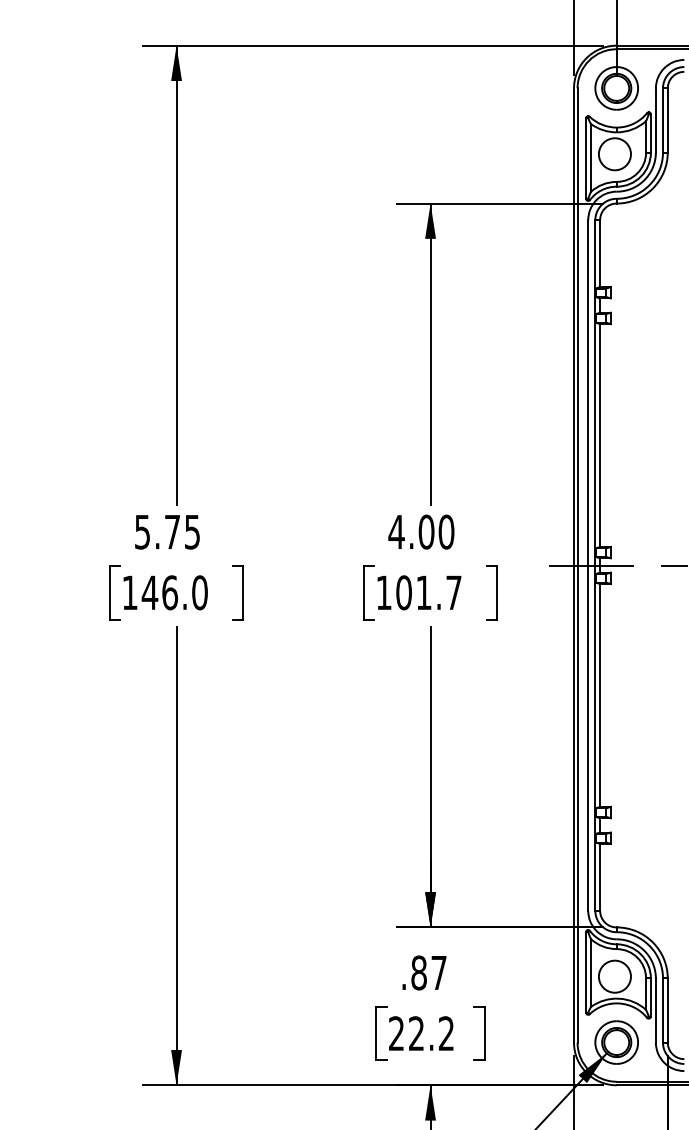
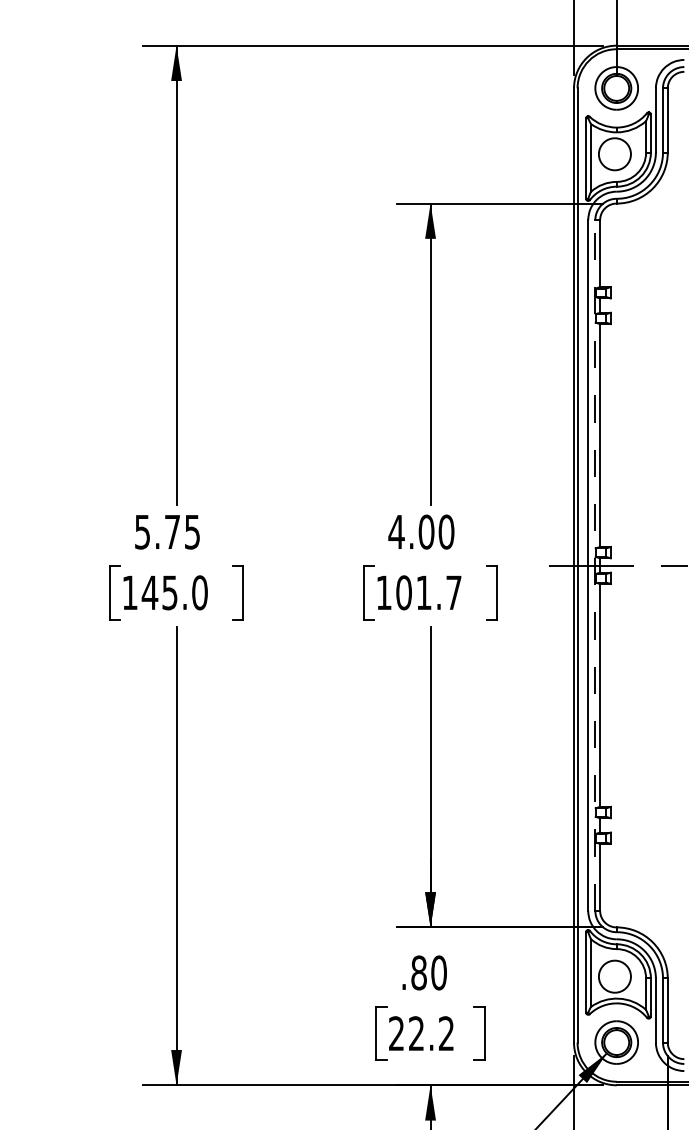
line: solid -> dashed (595, 565)
text: 146.0 -> 145.0 (170, 592)
text: .87 -> .80 (438, 972)
